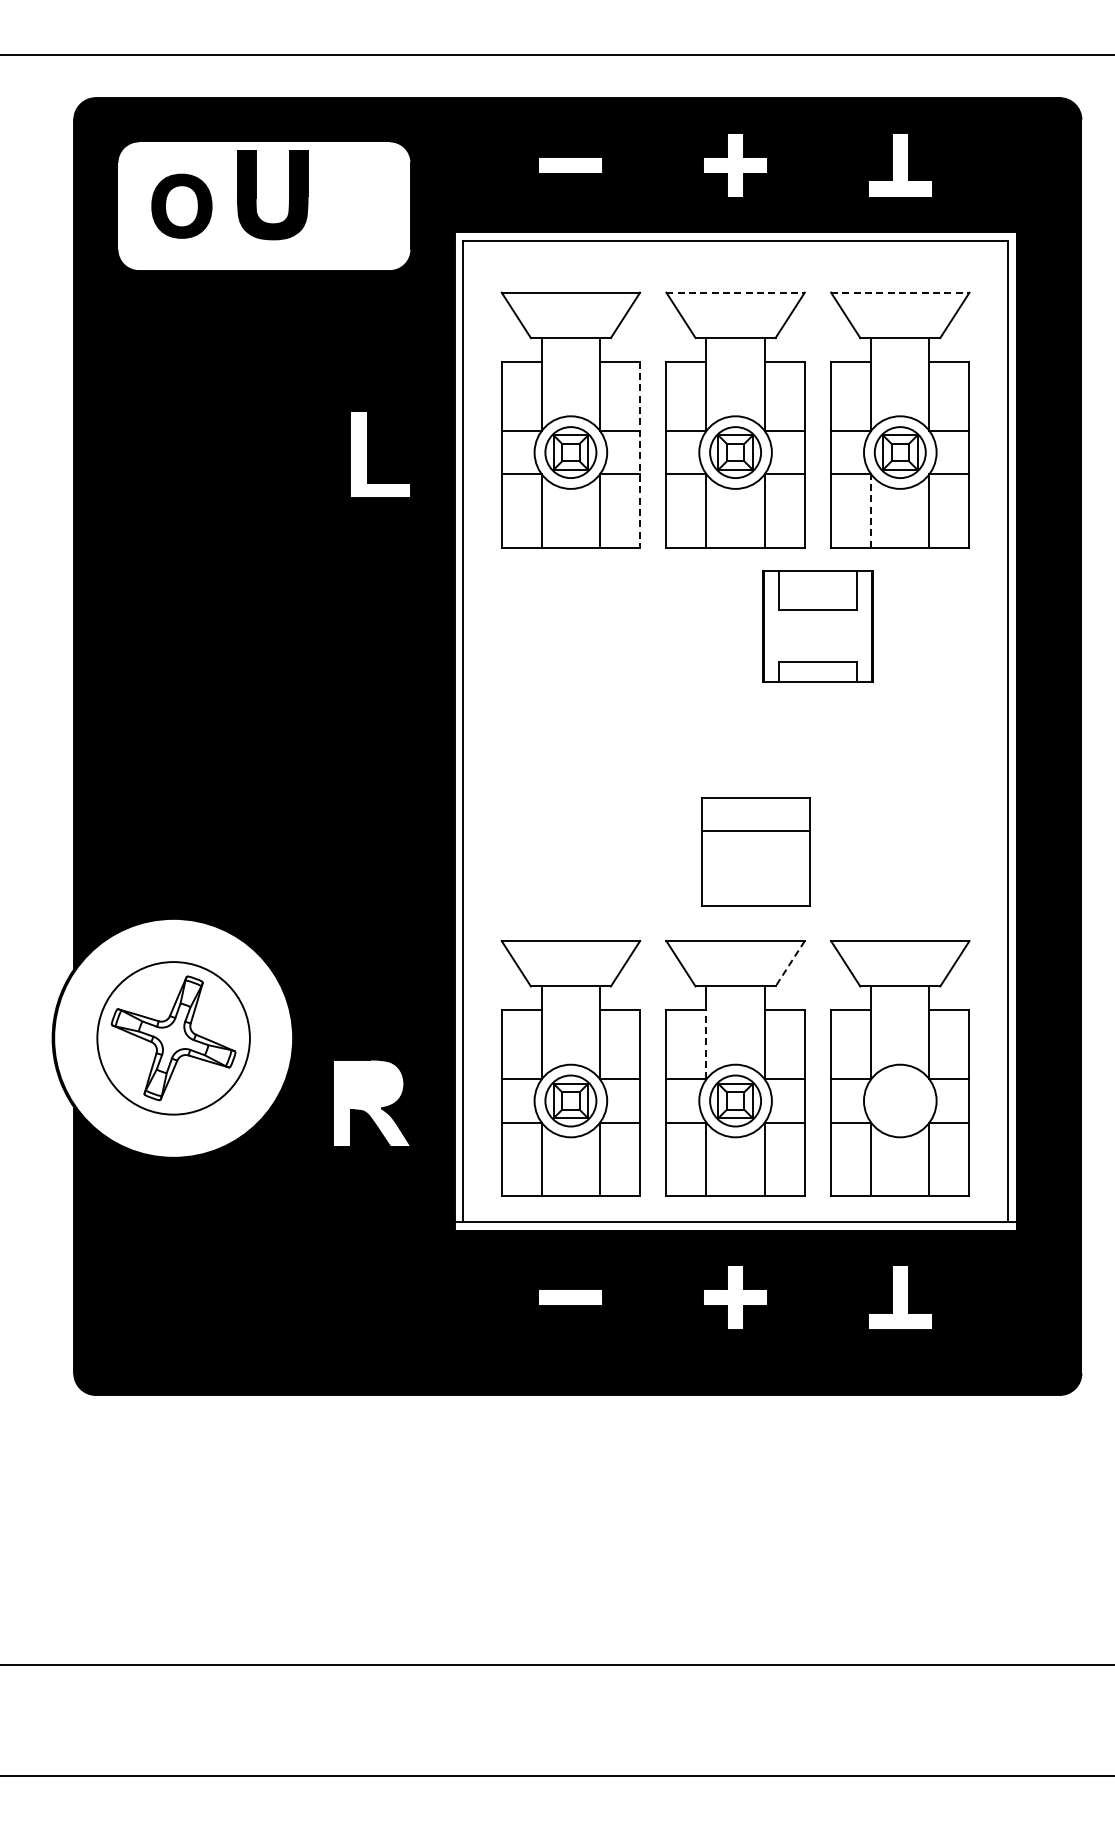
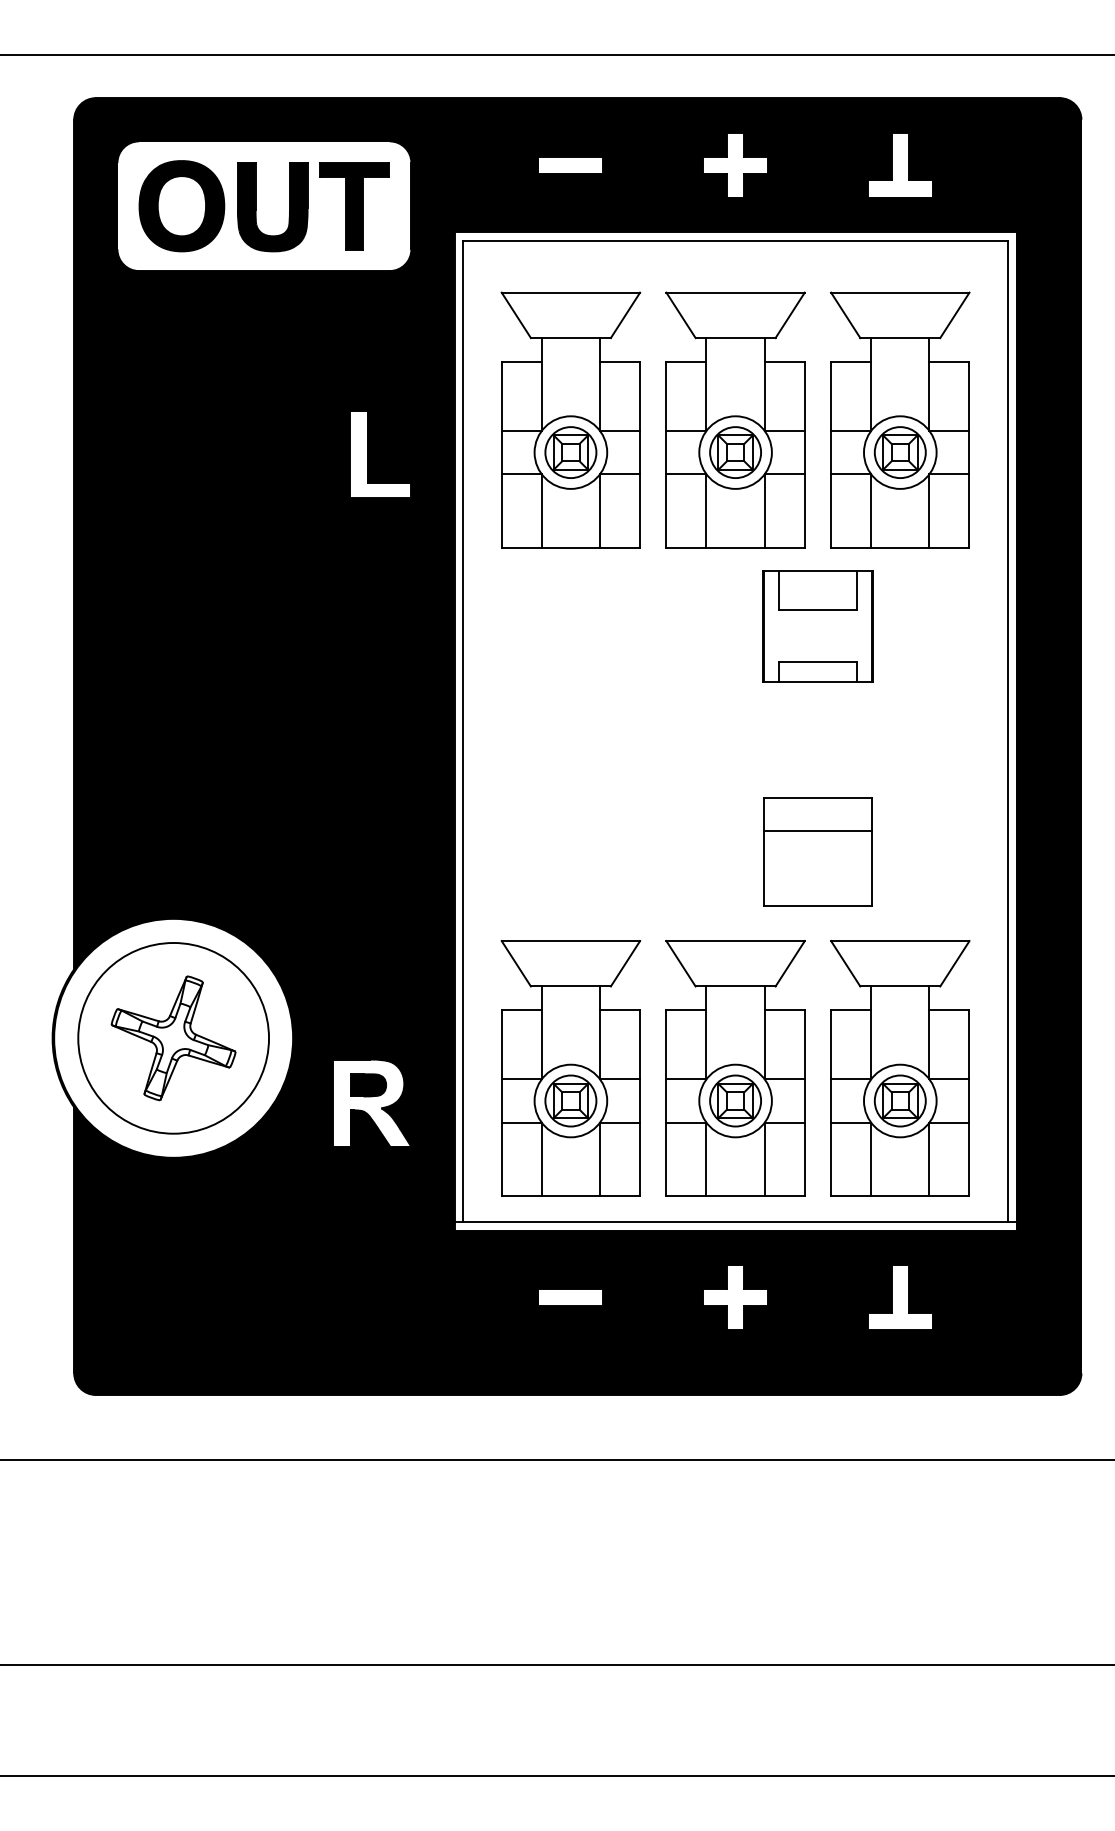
part position: (256, 195) -> (256, 207) (256, 207)
part size: 62x66 px -> 88x93 px (181, 206)
part: none -> present (354, 206)
line: dashed -> solid (736, 292)
line: dashed -> solid (900, 292)
line: dashed -> solid (640, 454)
line: dashed -> solid (871, 510)
part position: (755, 851) -> (817, 851) (817, 851)
line: dashed -> solid (790, 963)
circle diameter: 153 px -> 191 px (173, 1037)
line: dashed -> solid (706, 1044)
part: none -> present (368, 1085)
part: none -> present (899, 1100)
line: none -> present (556, 1459)
